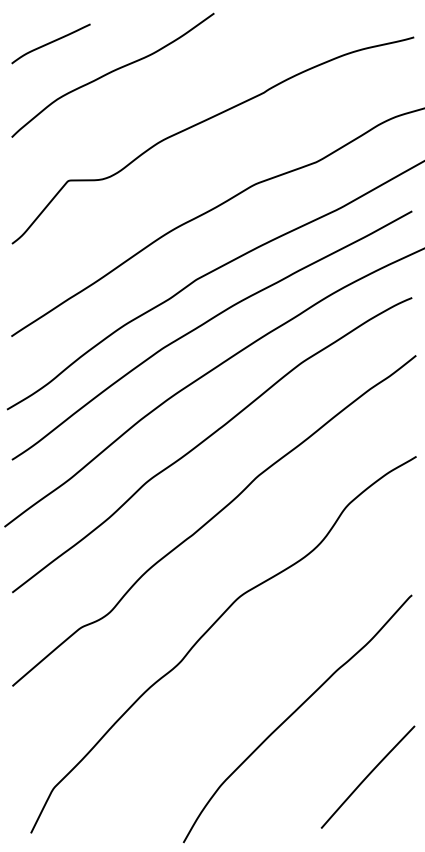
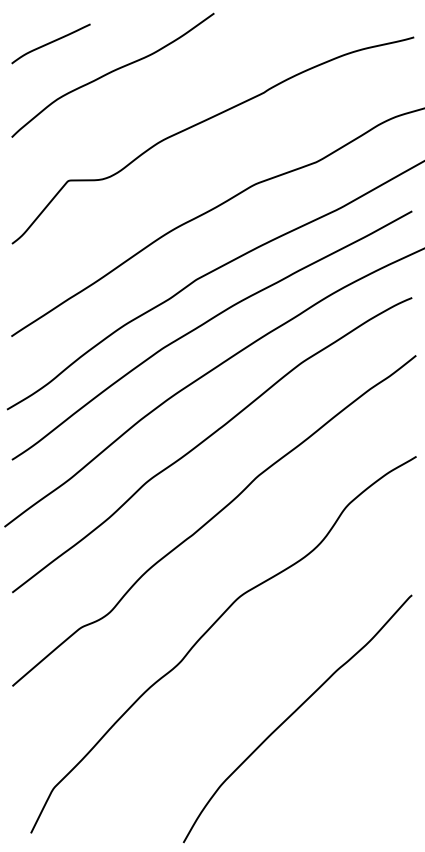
curve: present -> none (367, 776)
